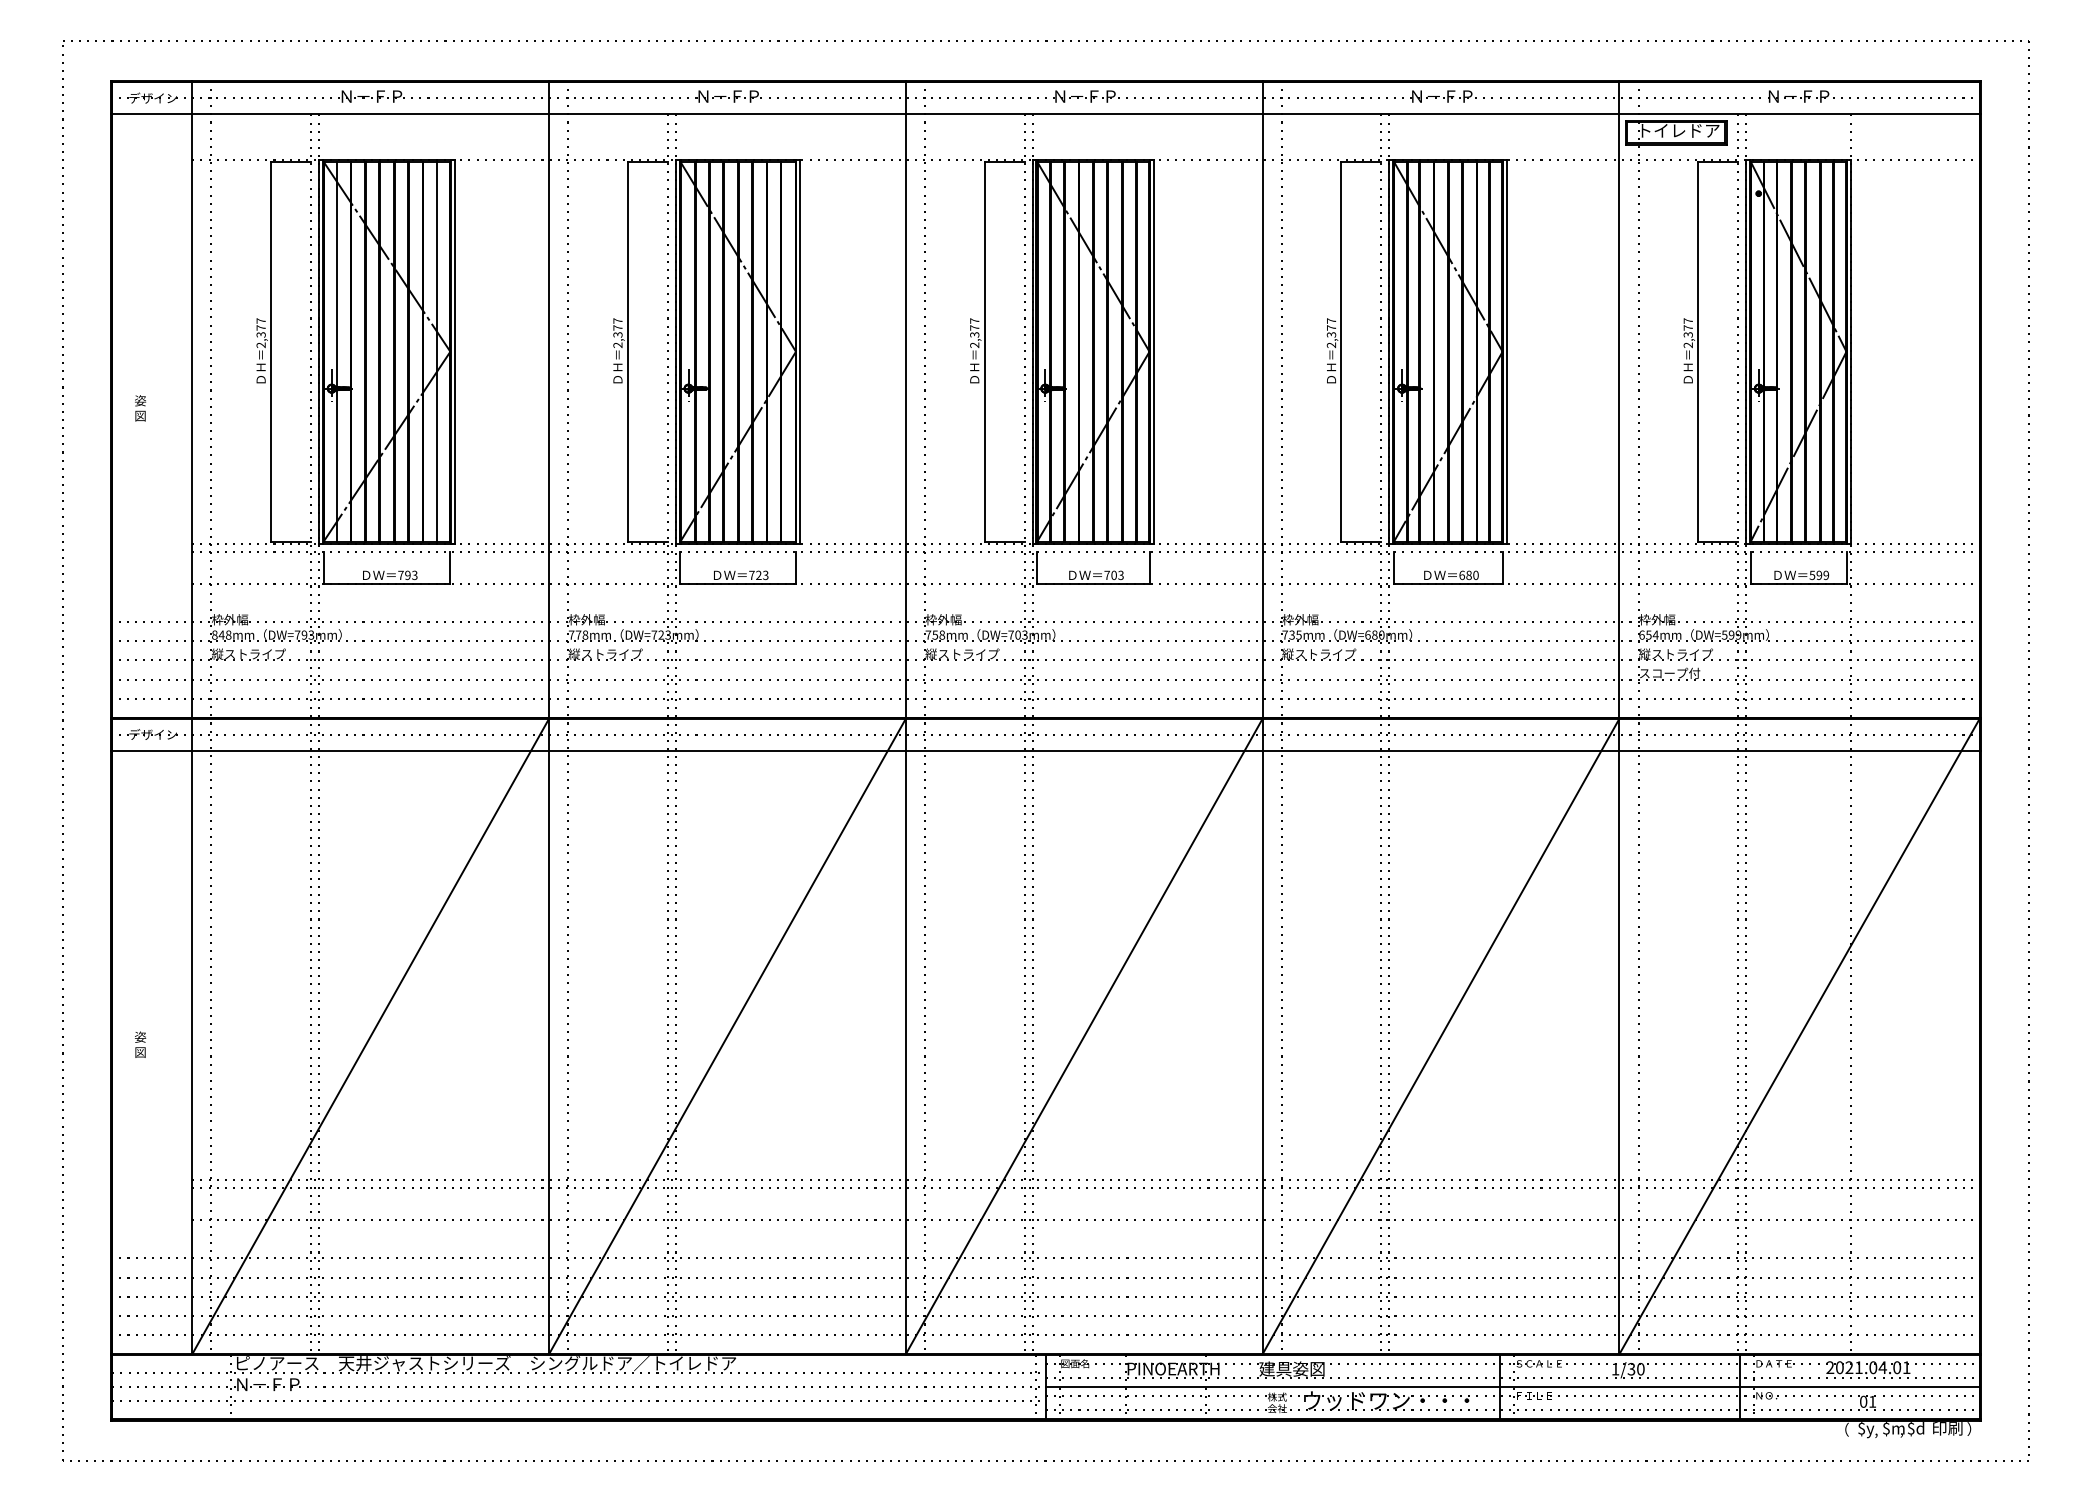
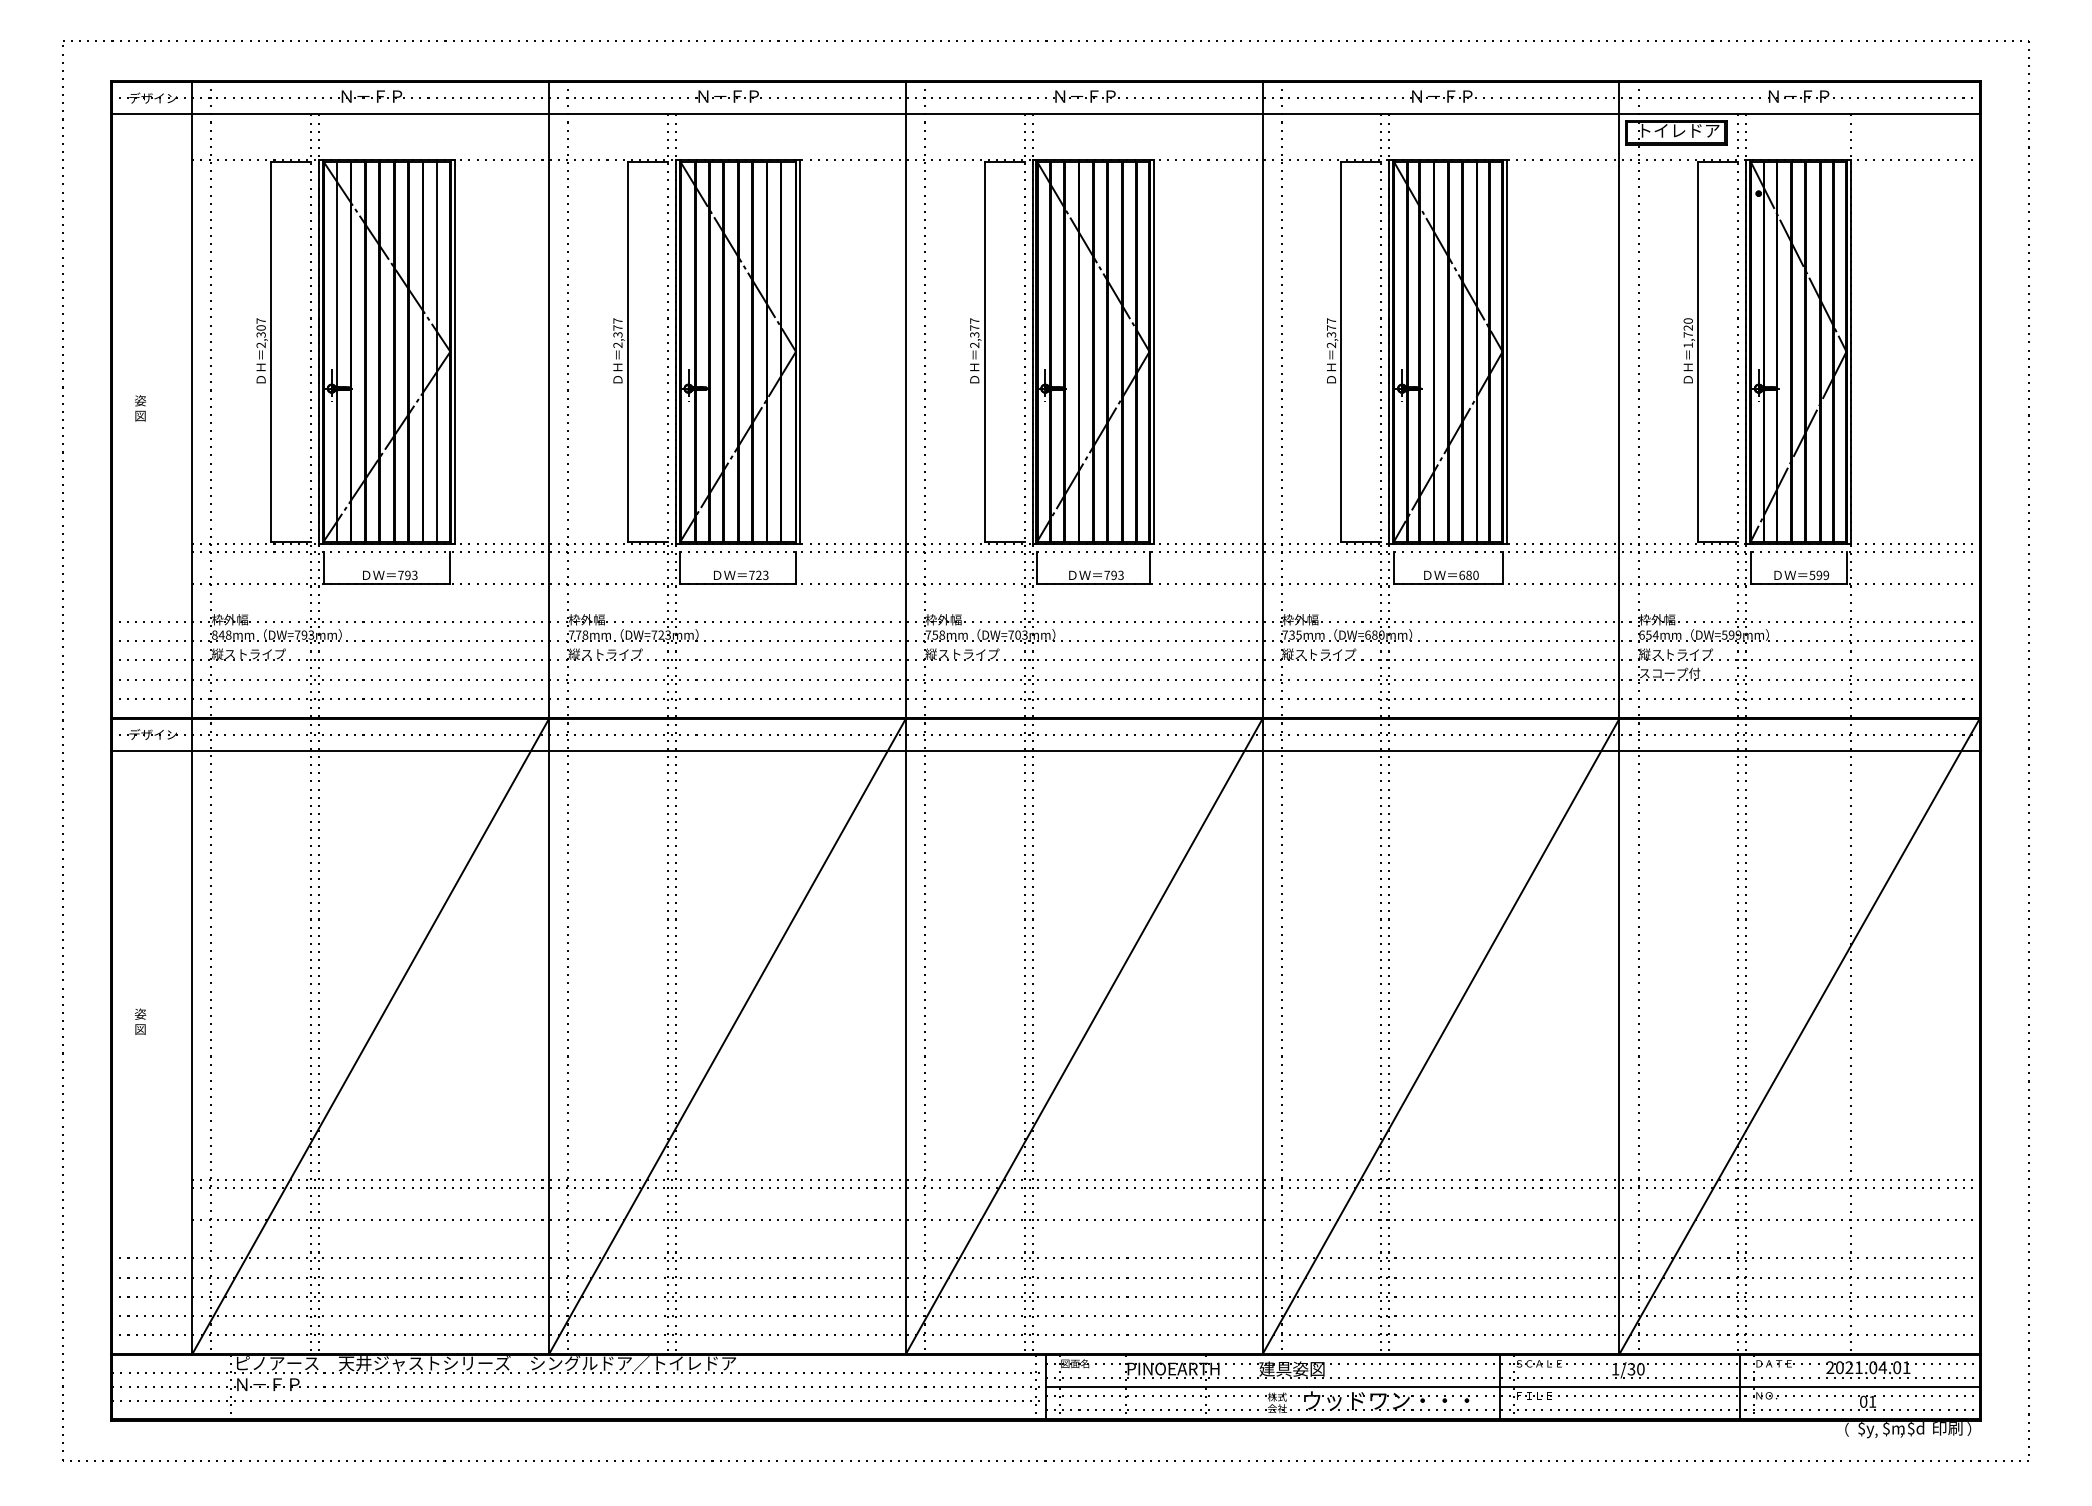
text: 2,377 -> 2,307 (260, 327)
text: 2,377 -> 1,720 (1687, 333)
text: 703 -> 793 (1113, 575)
text position: (140, 1044) -> (140, 1021) (140, 1021)
